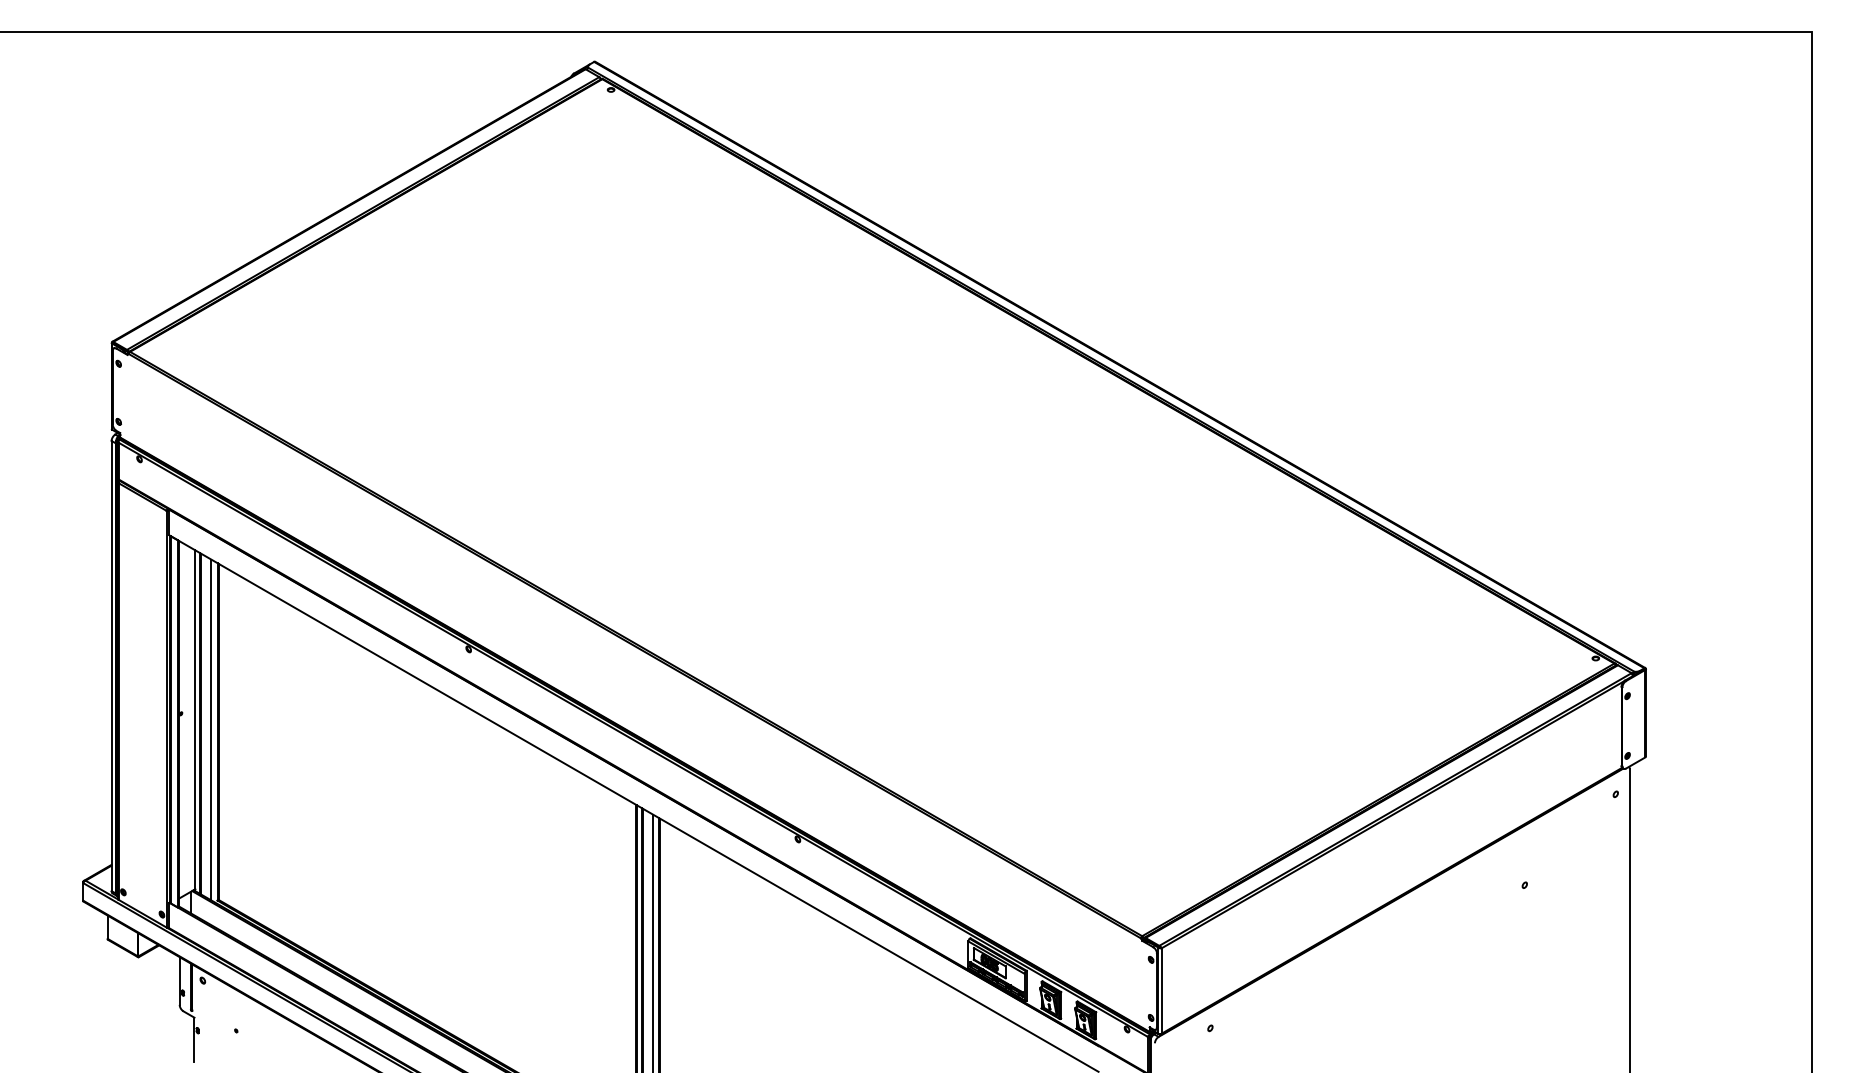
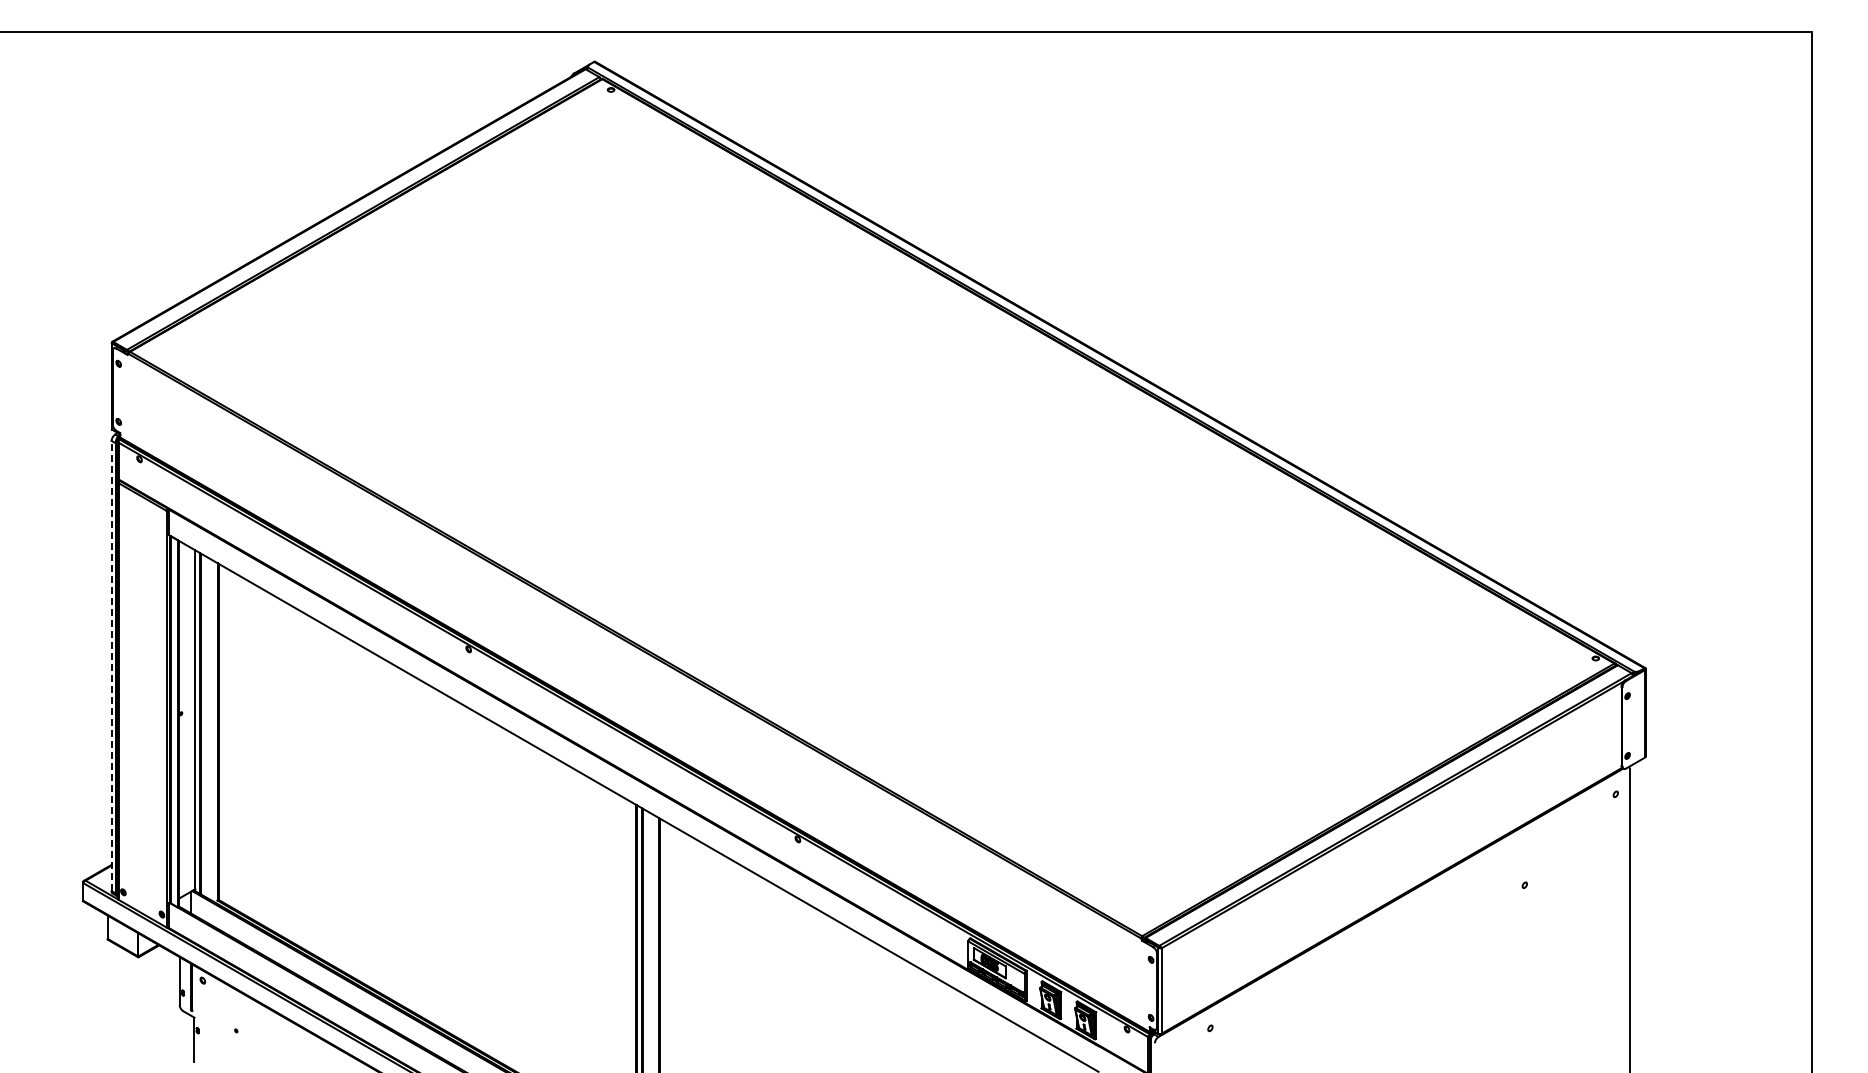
line: solid -> dashed (111, 665)
line: present -> none (211, 729)
line: present -> none (652, 941)
